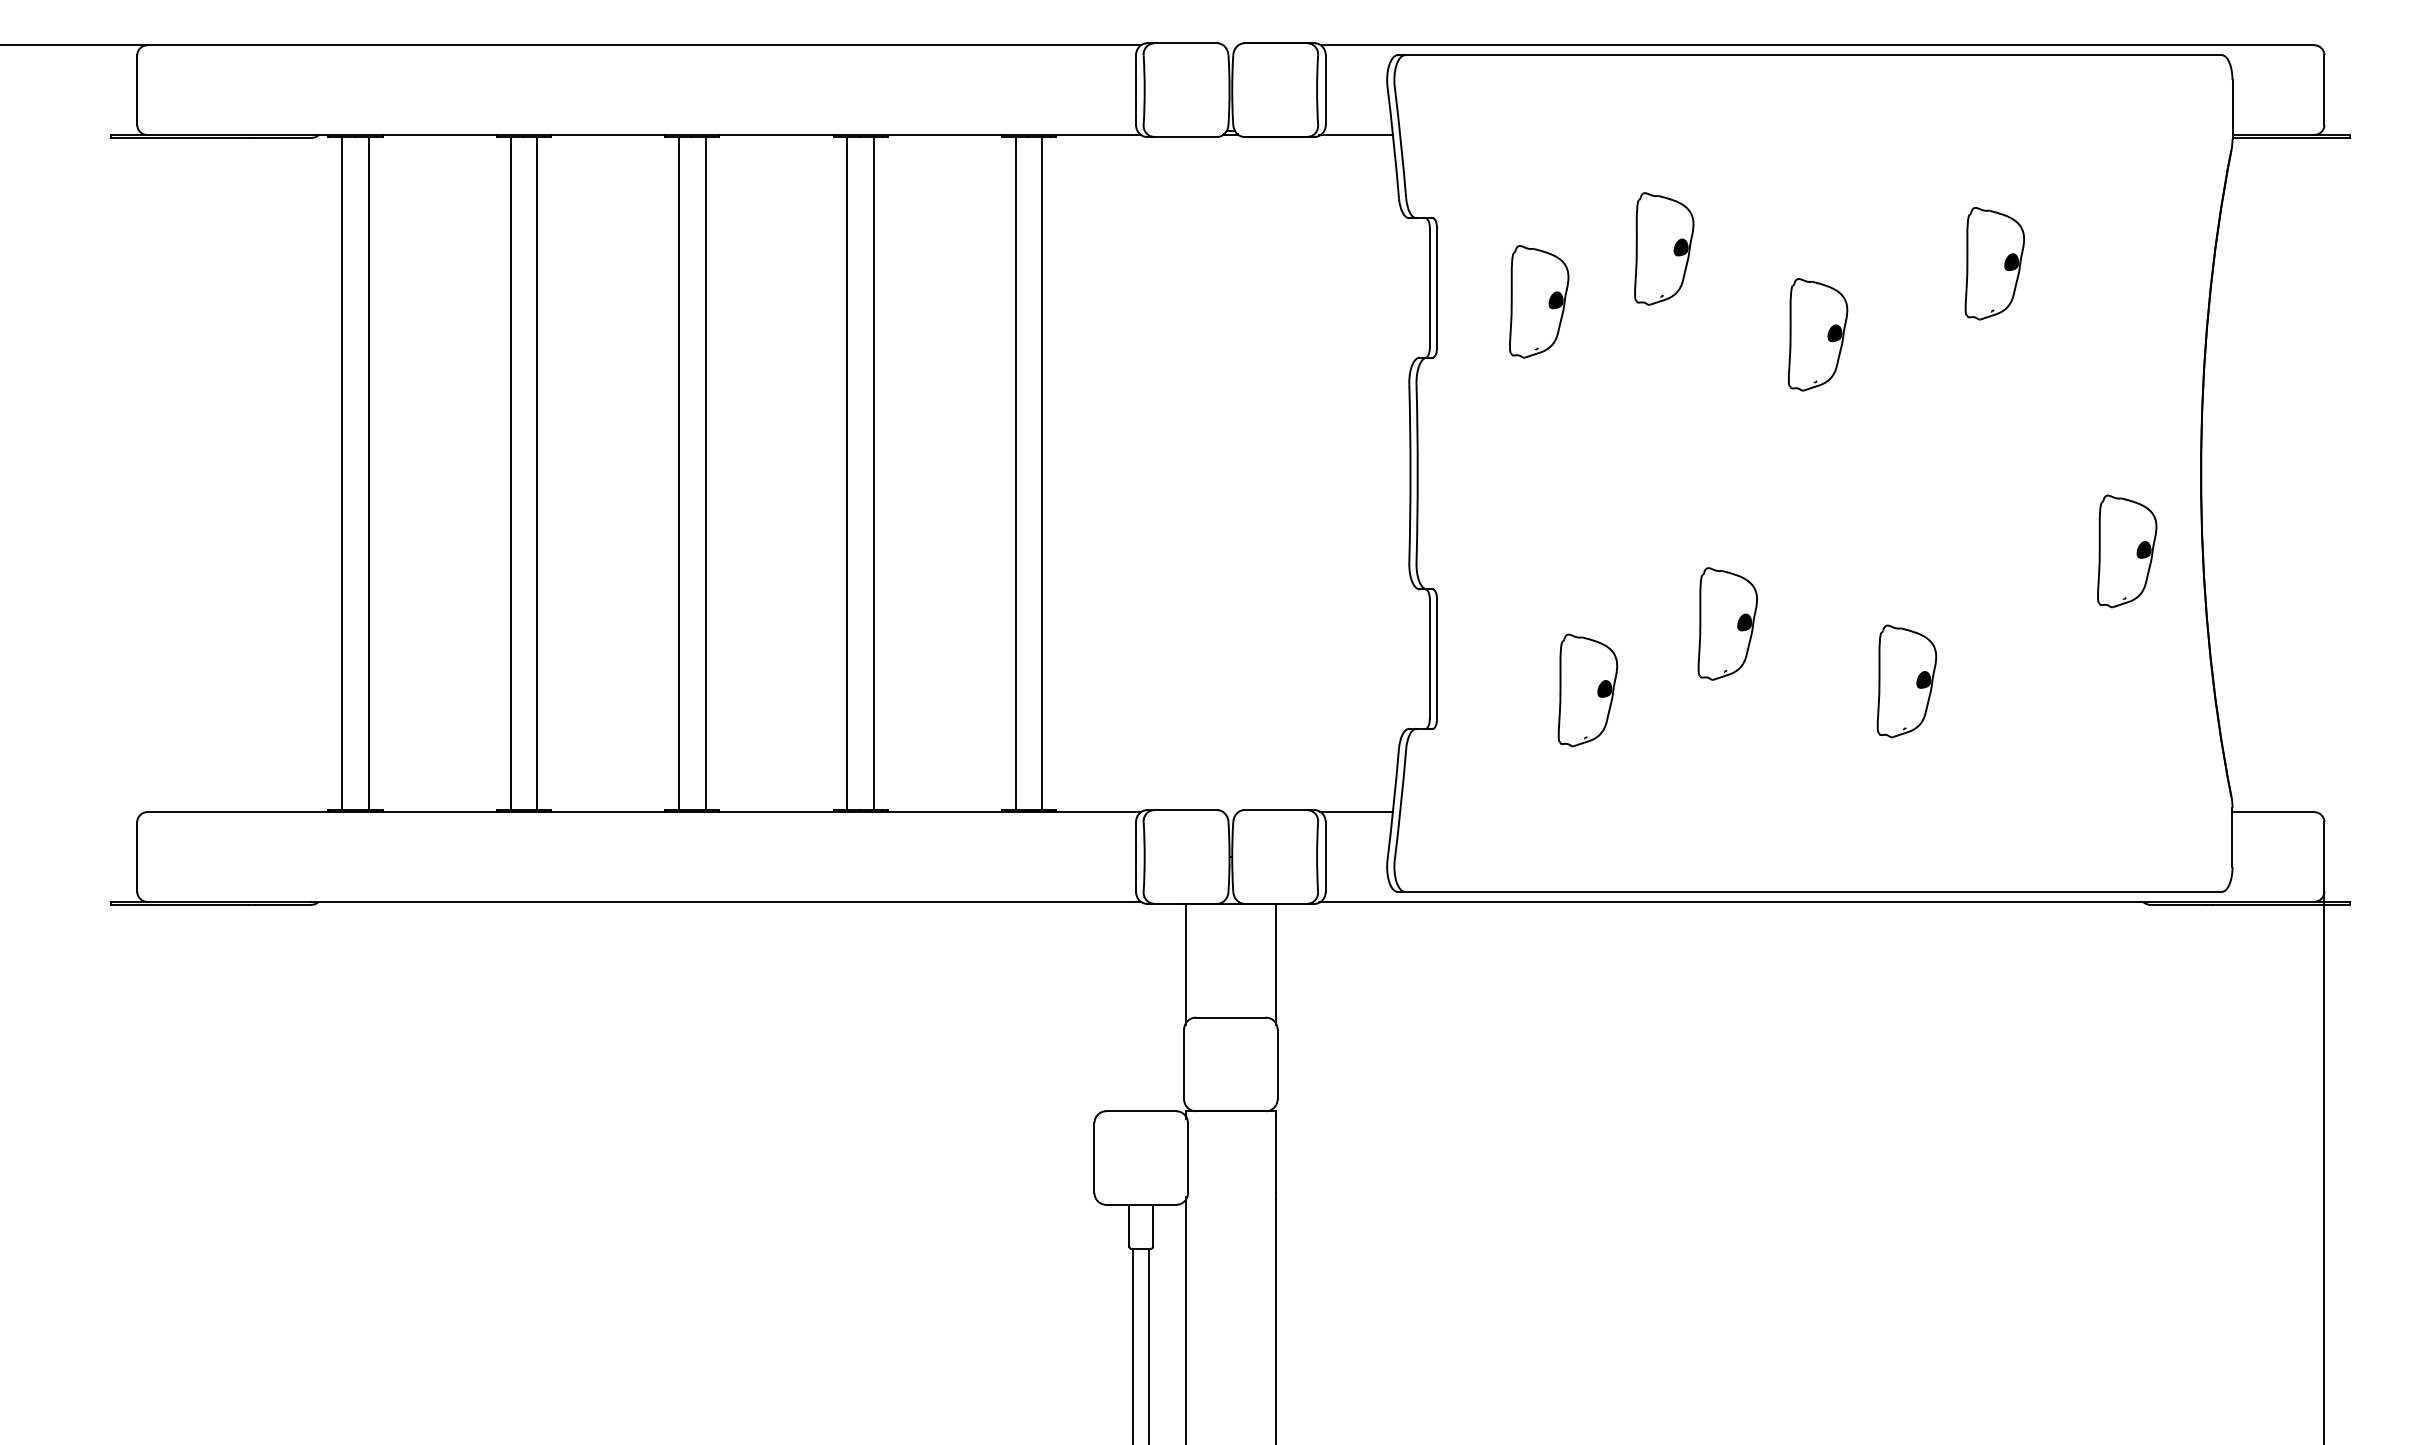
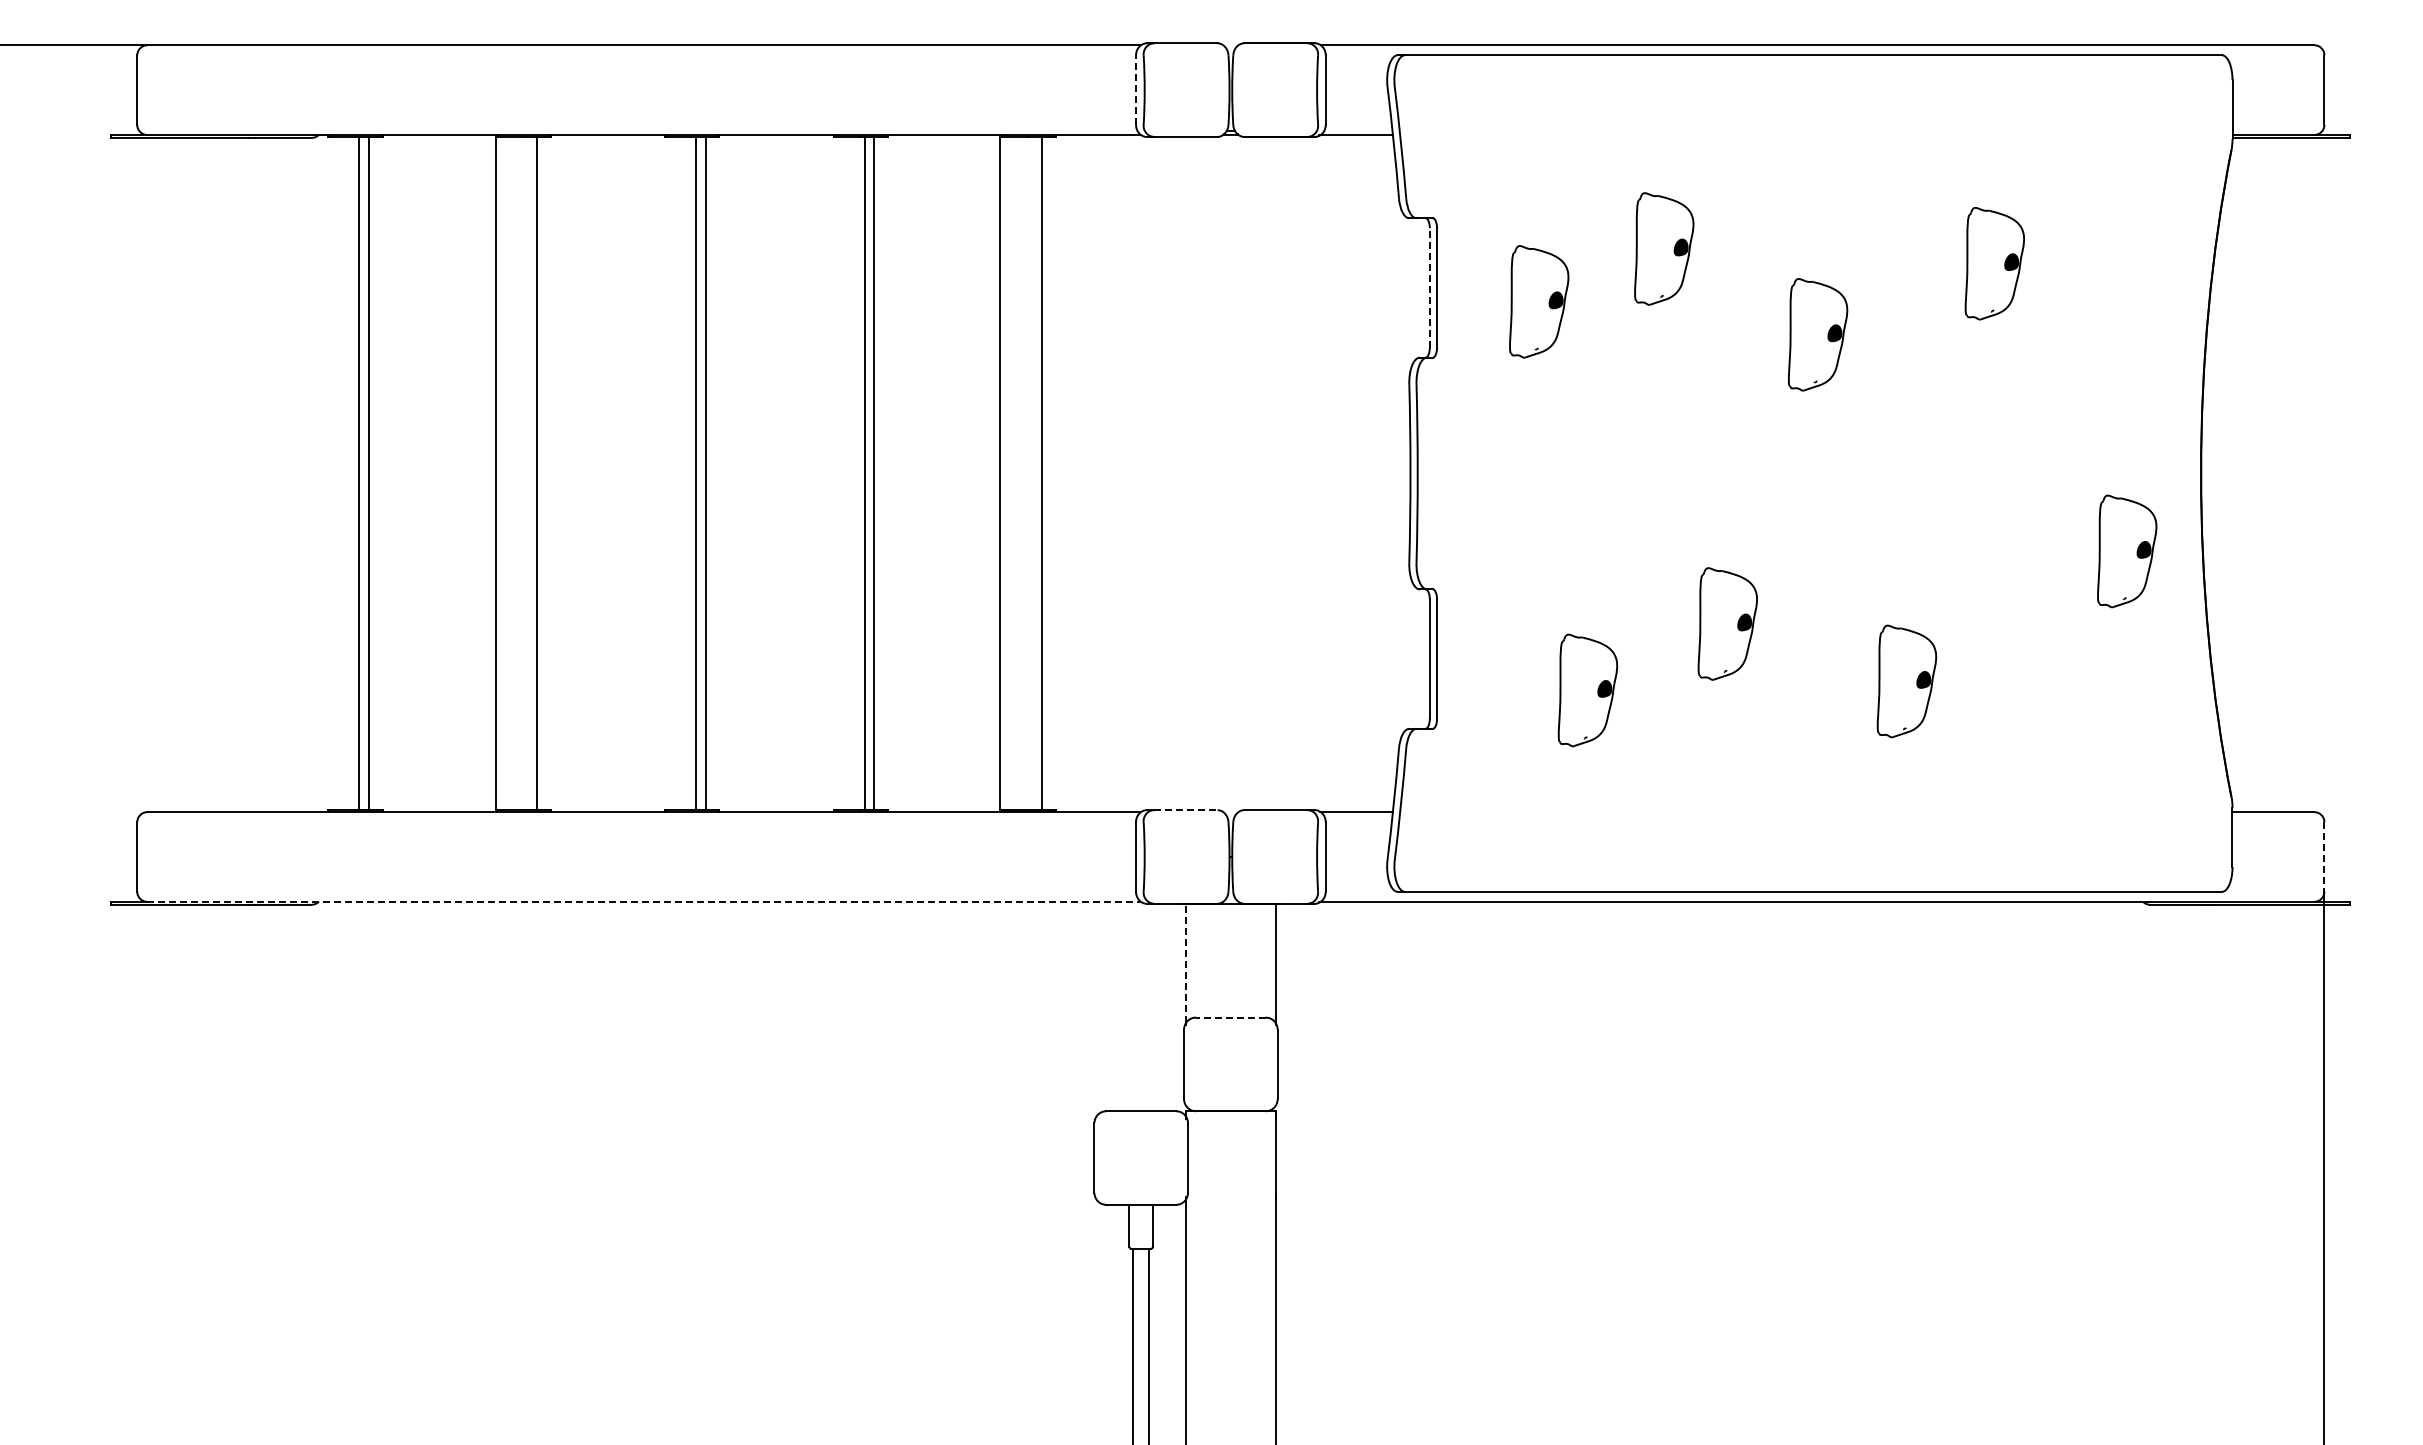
line: solid -> dashed (1136, 90)
line: solid -> dashed (1429, 287)
line position: (342, 473) -> (359, 473) (359, 473)
line position: (510, 473) -> (495, 473) (495, 473)
line position: (678, 473) -> (695, 473) (695, 473)
line position: (847, 473) -> (865, 473) (865, 473)
line position: (1015, 473) -> (999, 473) (999, 473)
line: solid -> dashed (1186, 810)
line: solid -> dashed (2324, 856)
line: solid -> dashed (644, 901)
line: solid -> dashed (1186, 963)
line: solid -> dashed (1230, 1017)
